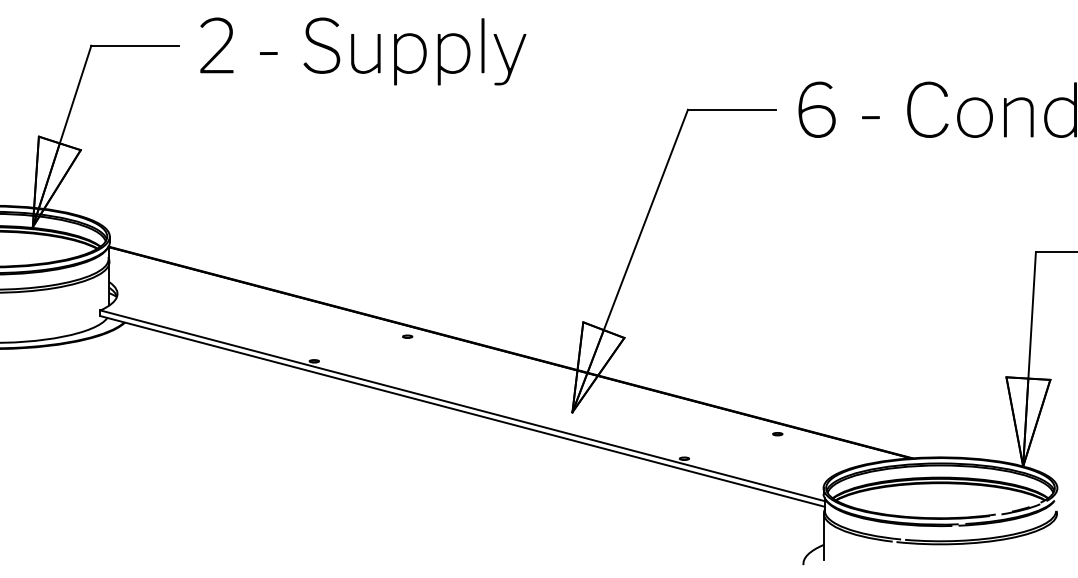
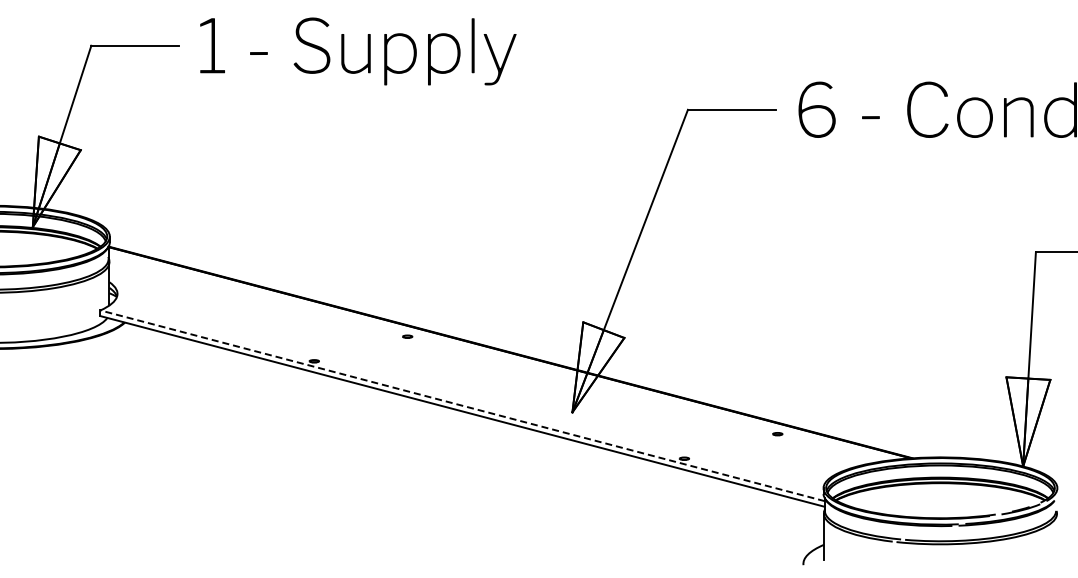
text: 2 -> 1 (363, 51)
line: solid -> dashed (462, 405)
